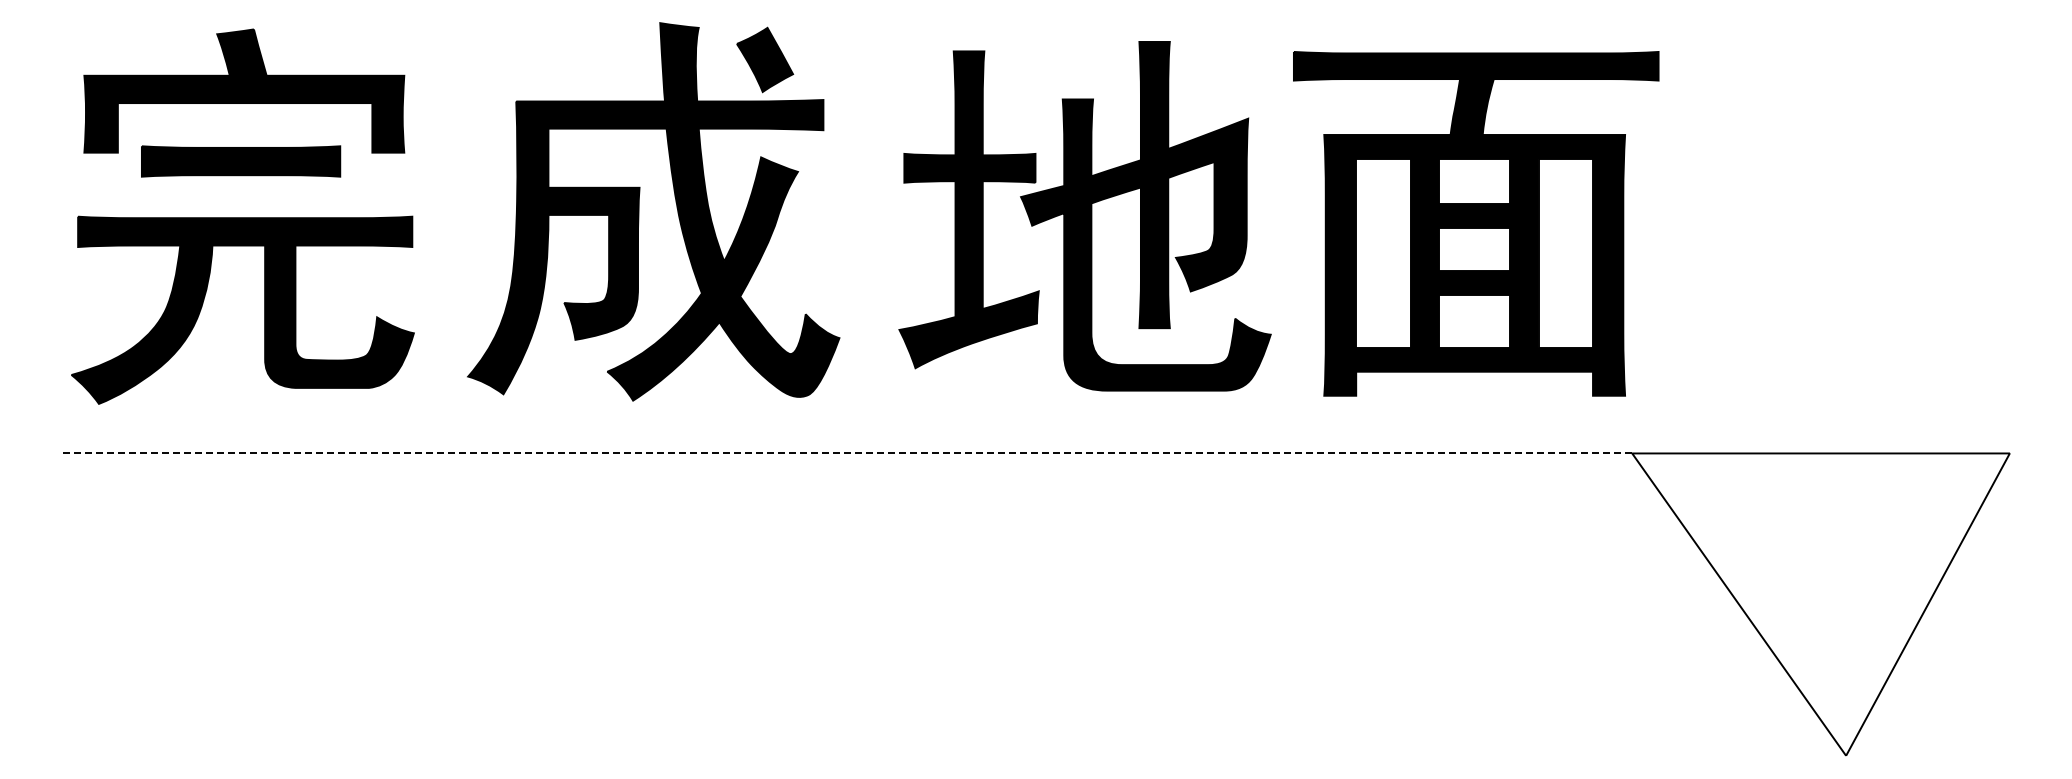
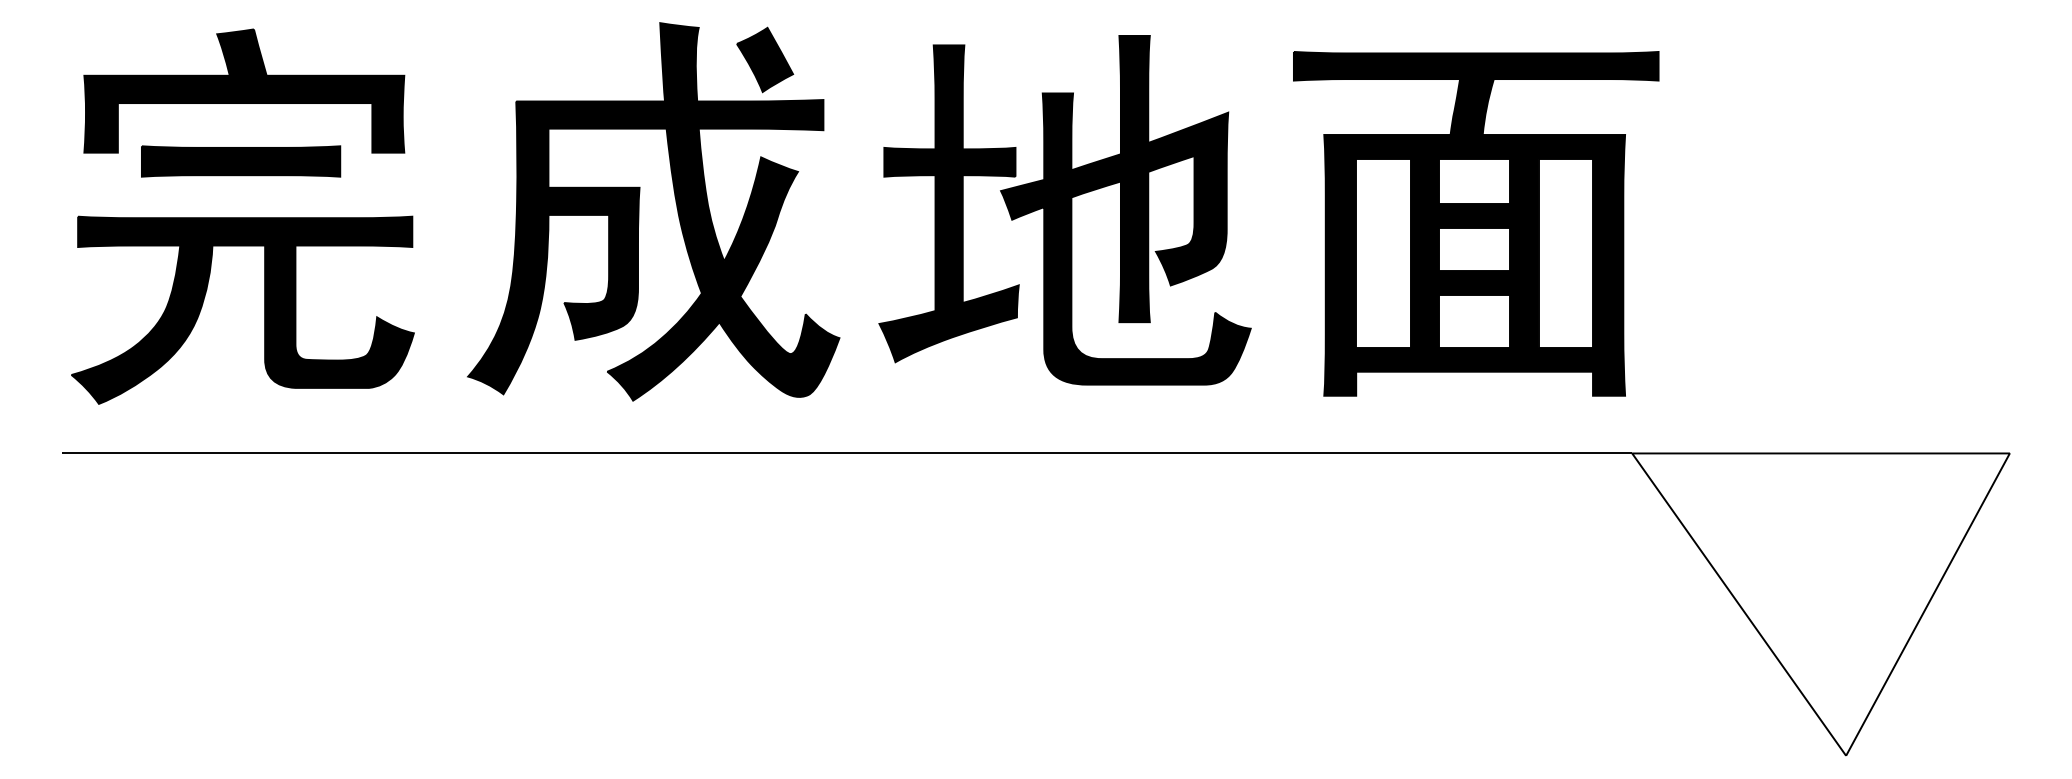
part position: (1084, 216) -> (1064, 210) (1064, 210)
line: dashed -> solid (846, 453)
